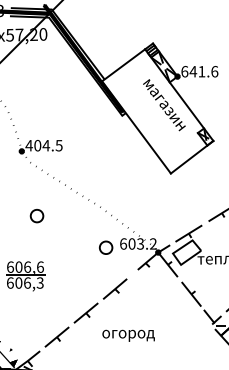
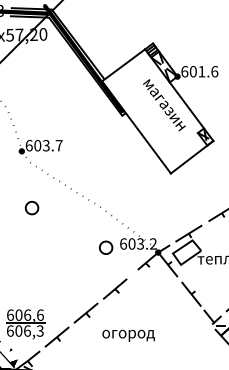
text: 641.6 -> 601.6 (193, 71)
text: 404.5 -> 603.7 (43, 145)
part position: (36, 216) -> (31, 208) (31, 208)
part position: (25, 276) -> (25, 324) (25, 324)
